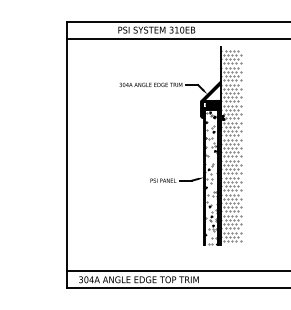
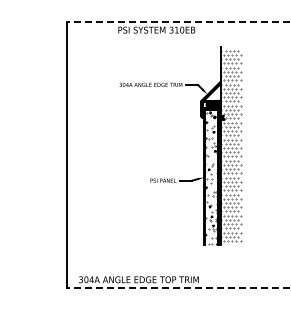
line: solid -> dashed (179, 21)
line: present -> none (177, 38)
line: present -> none (177, 271)
line: solid -> dashed (179, 288)
